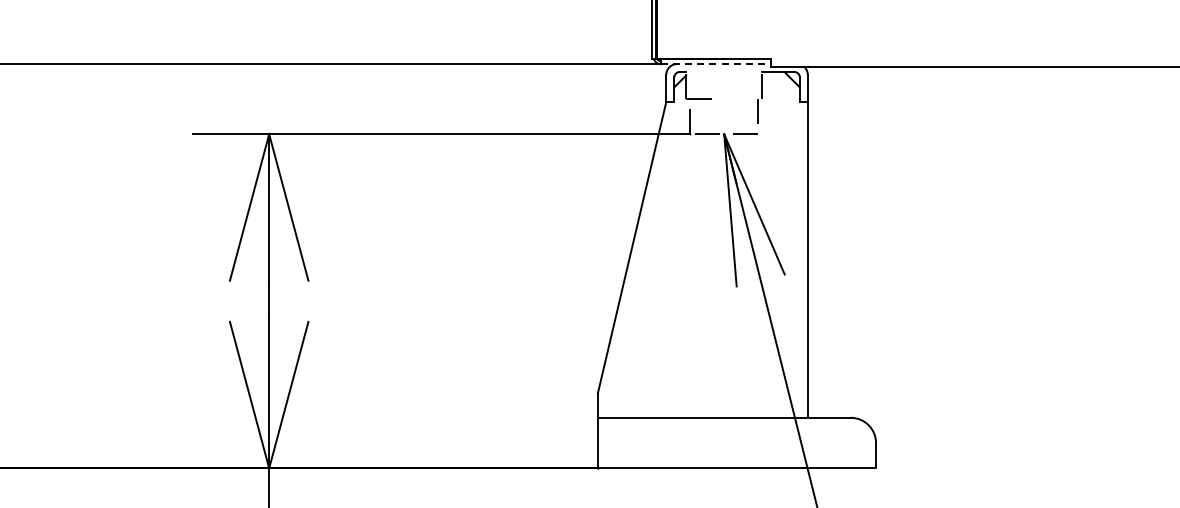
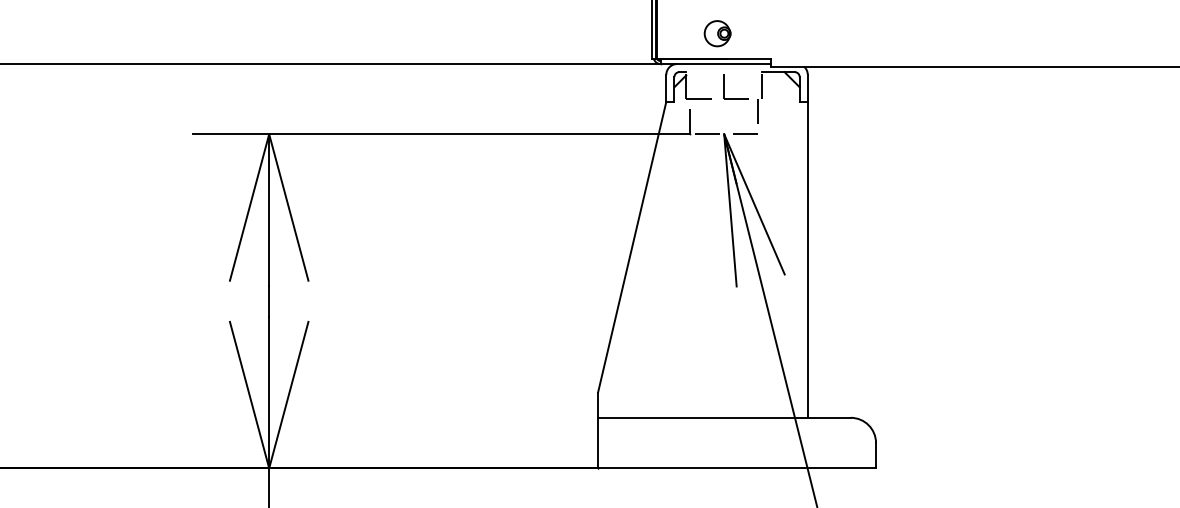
part: none -> present (717, 33)
line: dashed -> solid (716, 64)
part: none -> present (724, 86)
